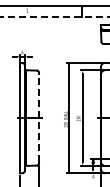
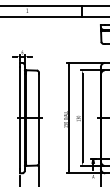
line: dashed -> solid (54, 16)
line: dashed -> solid (39, 118)
